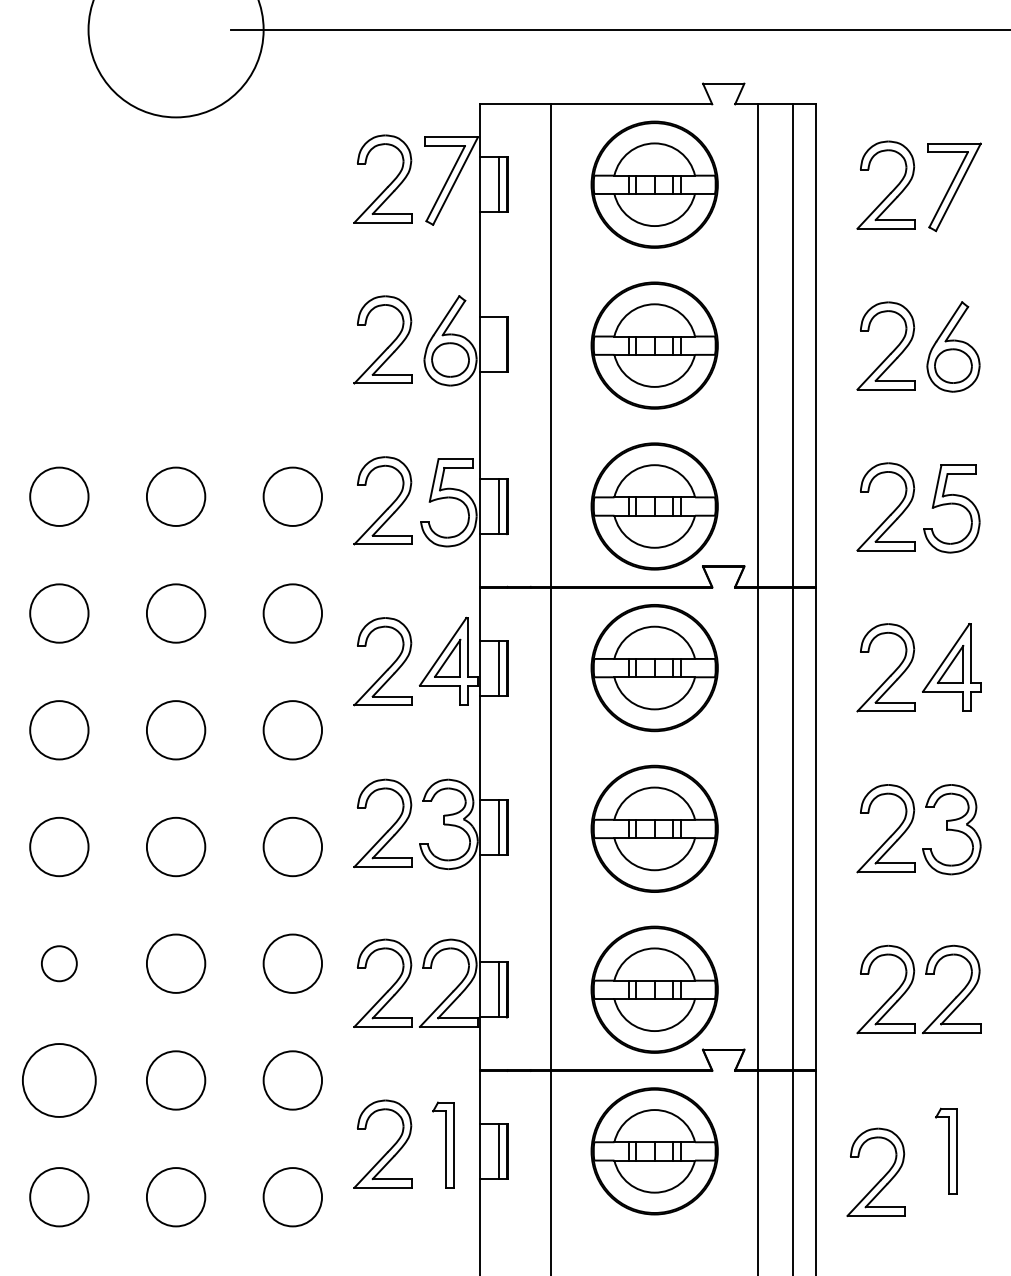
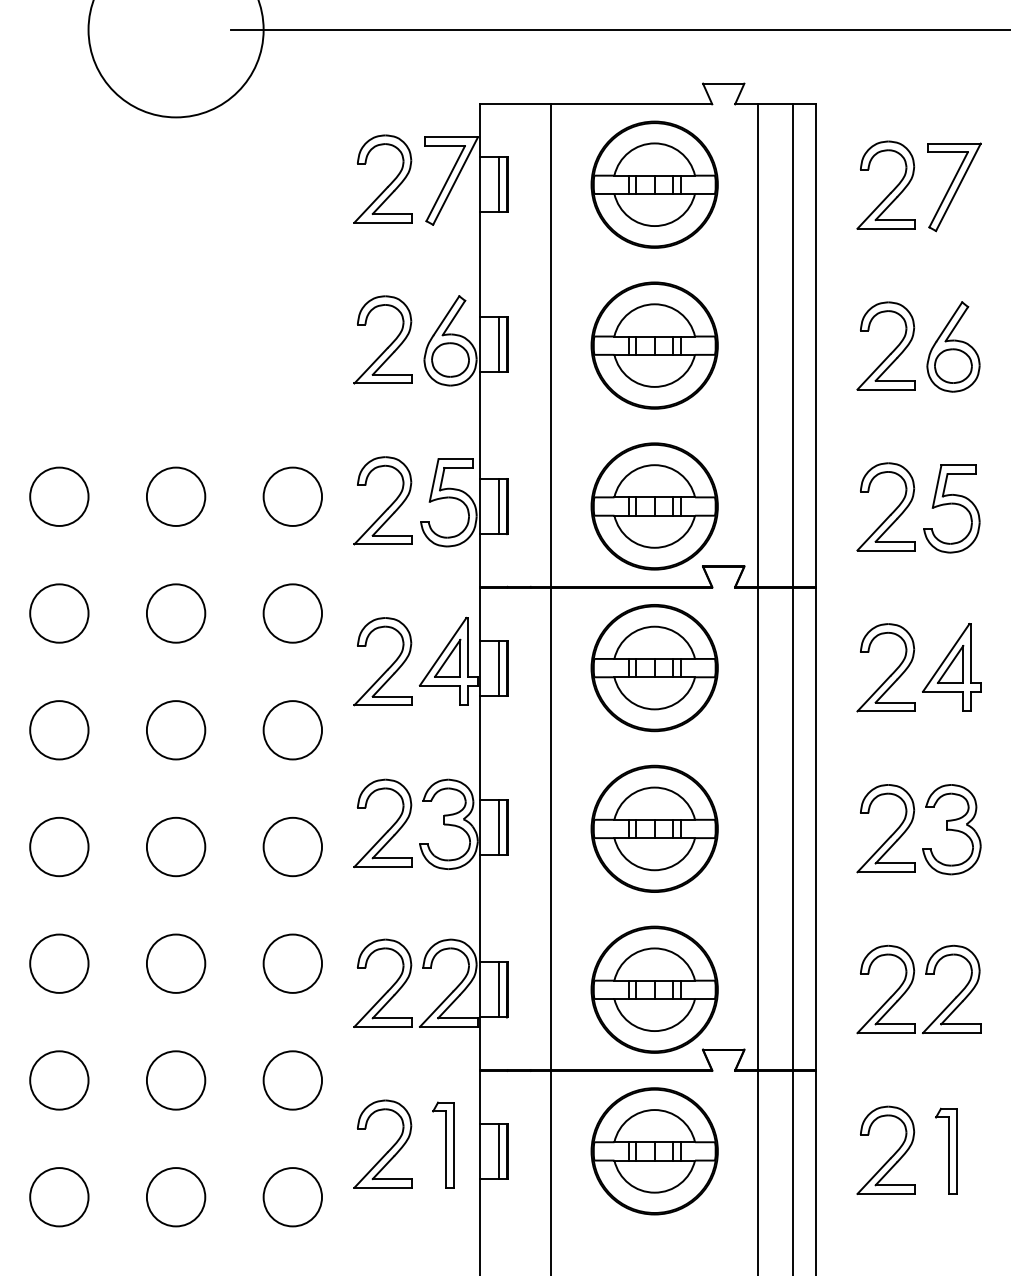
line: none -> present (499, 344)
circle diameter: 35 px -> 58 px (59, 963)
circle size: 75x75 px -> 61x61 px (59, 1080)
part position: (882, 1177) -> (892, 1155) (892, 1155)
